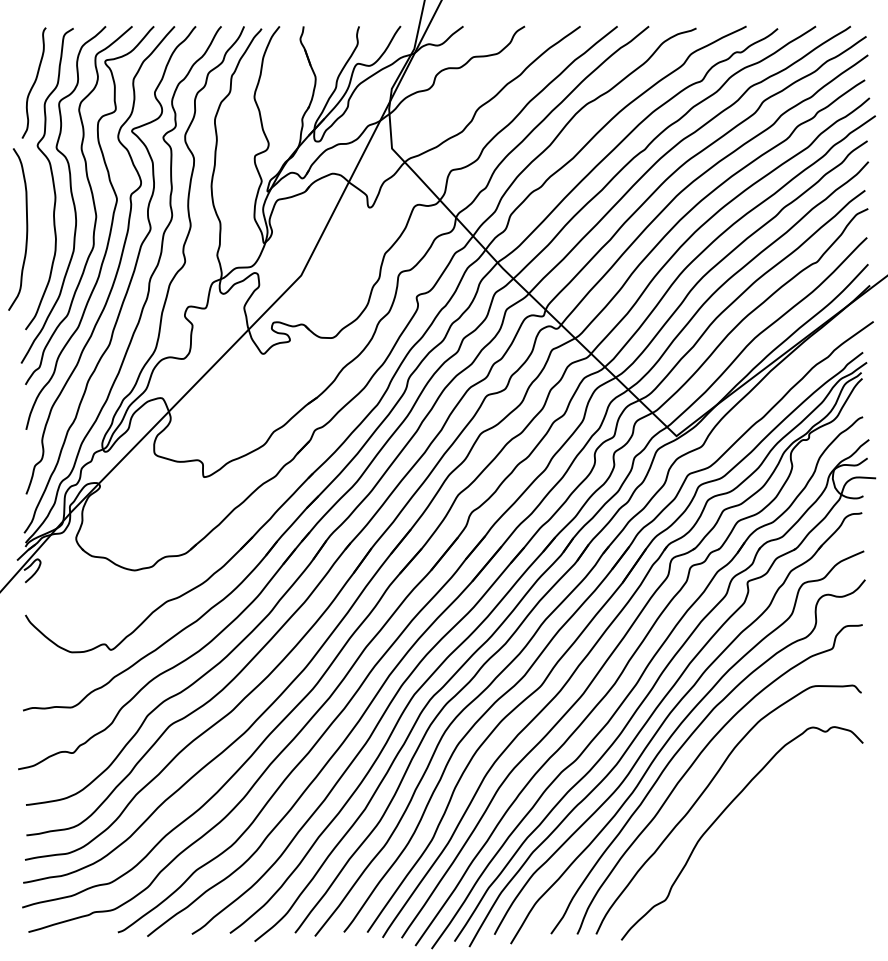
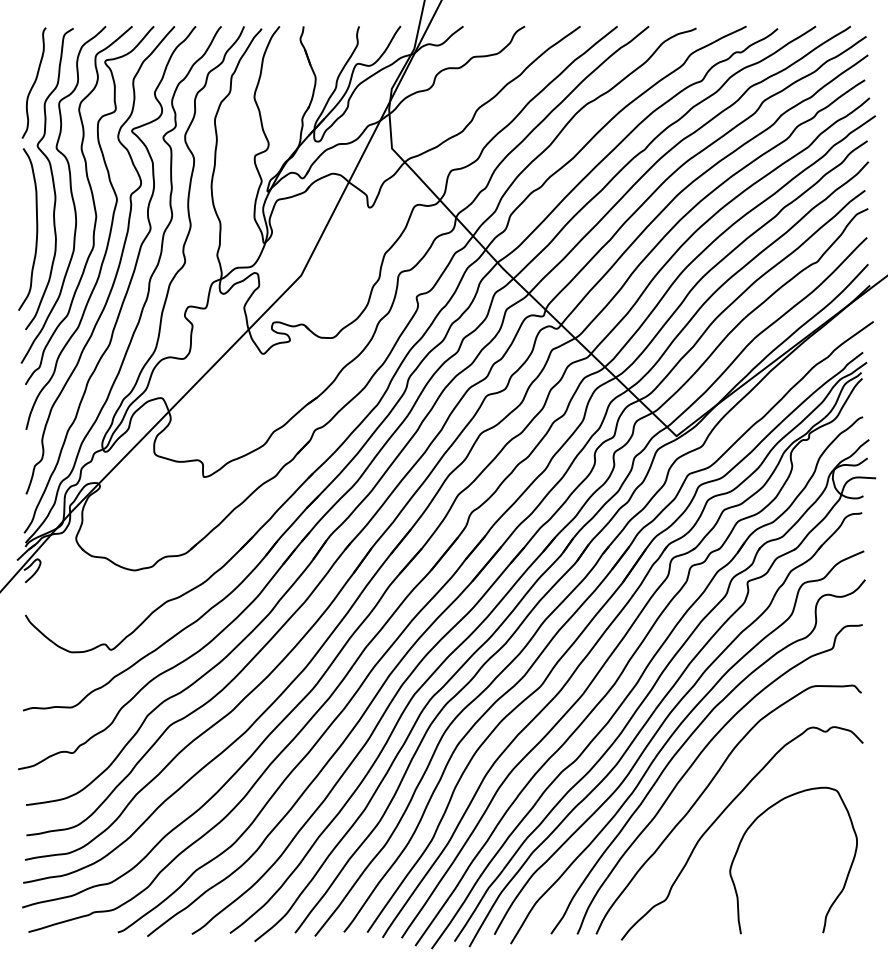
curve position: (26, 229) -> (36, 229) (36, 229)
curve: none -> present (751, 826)
